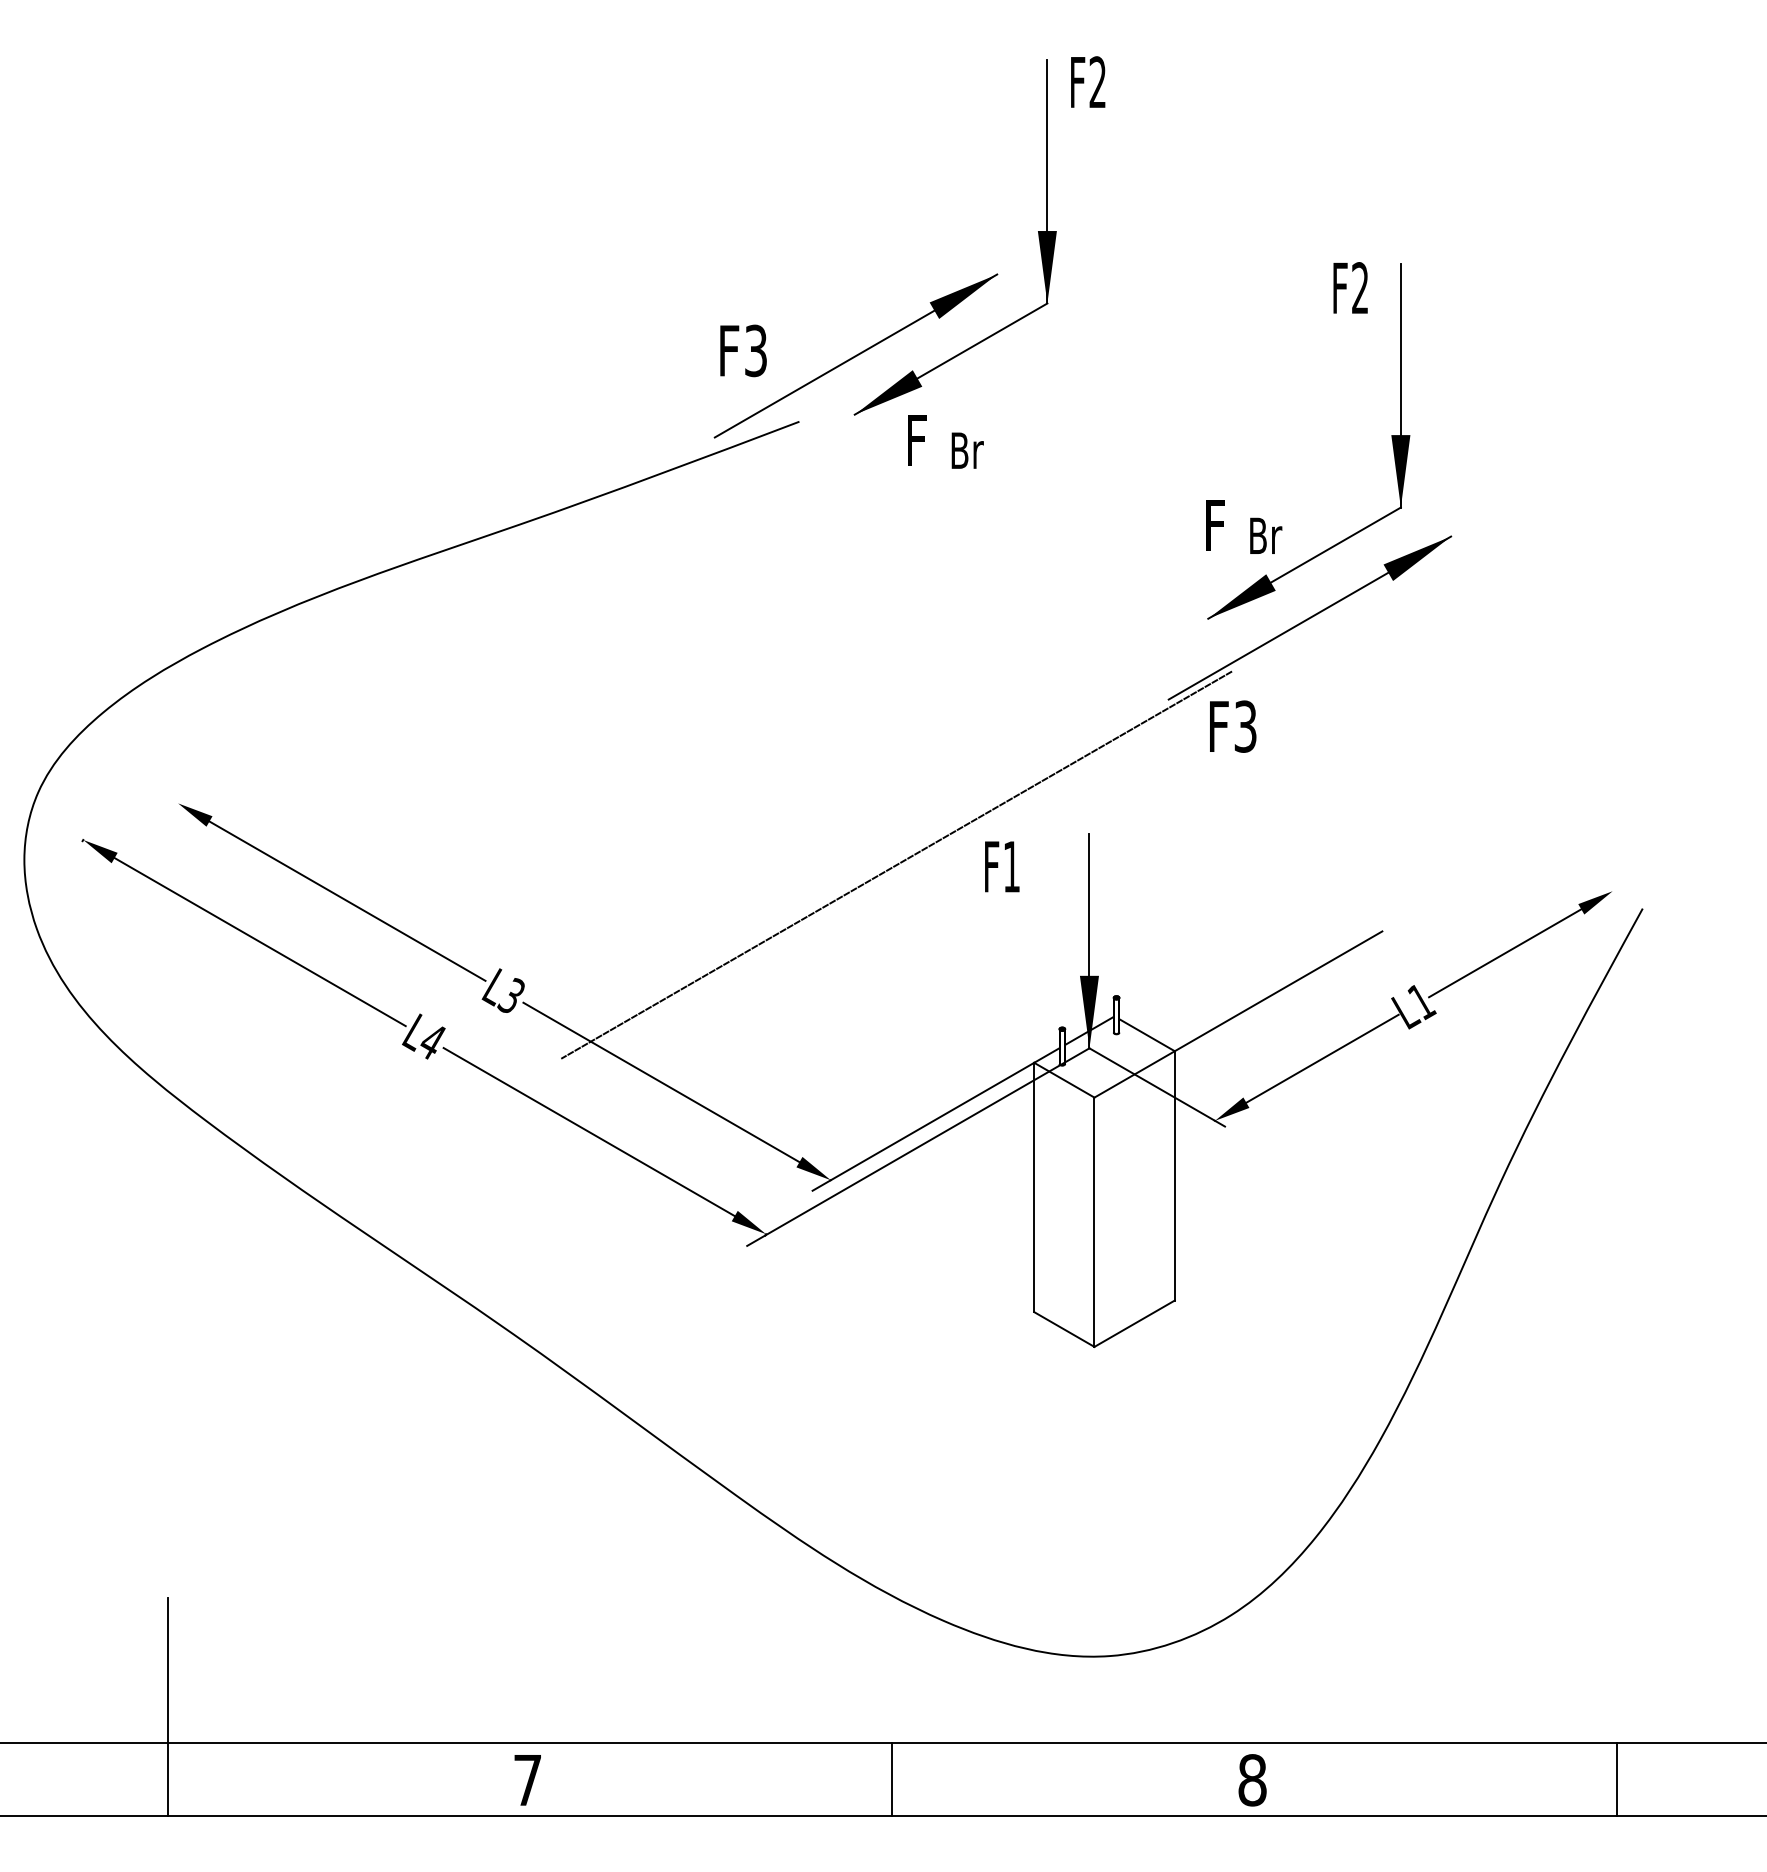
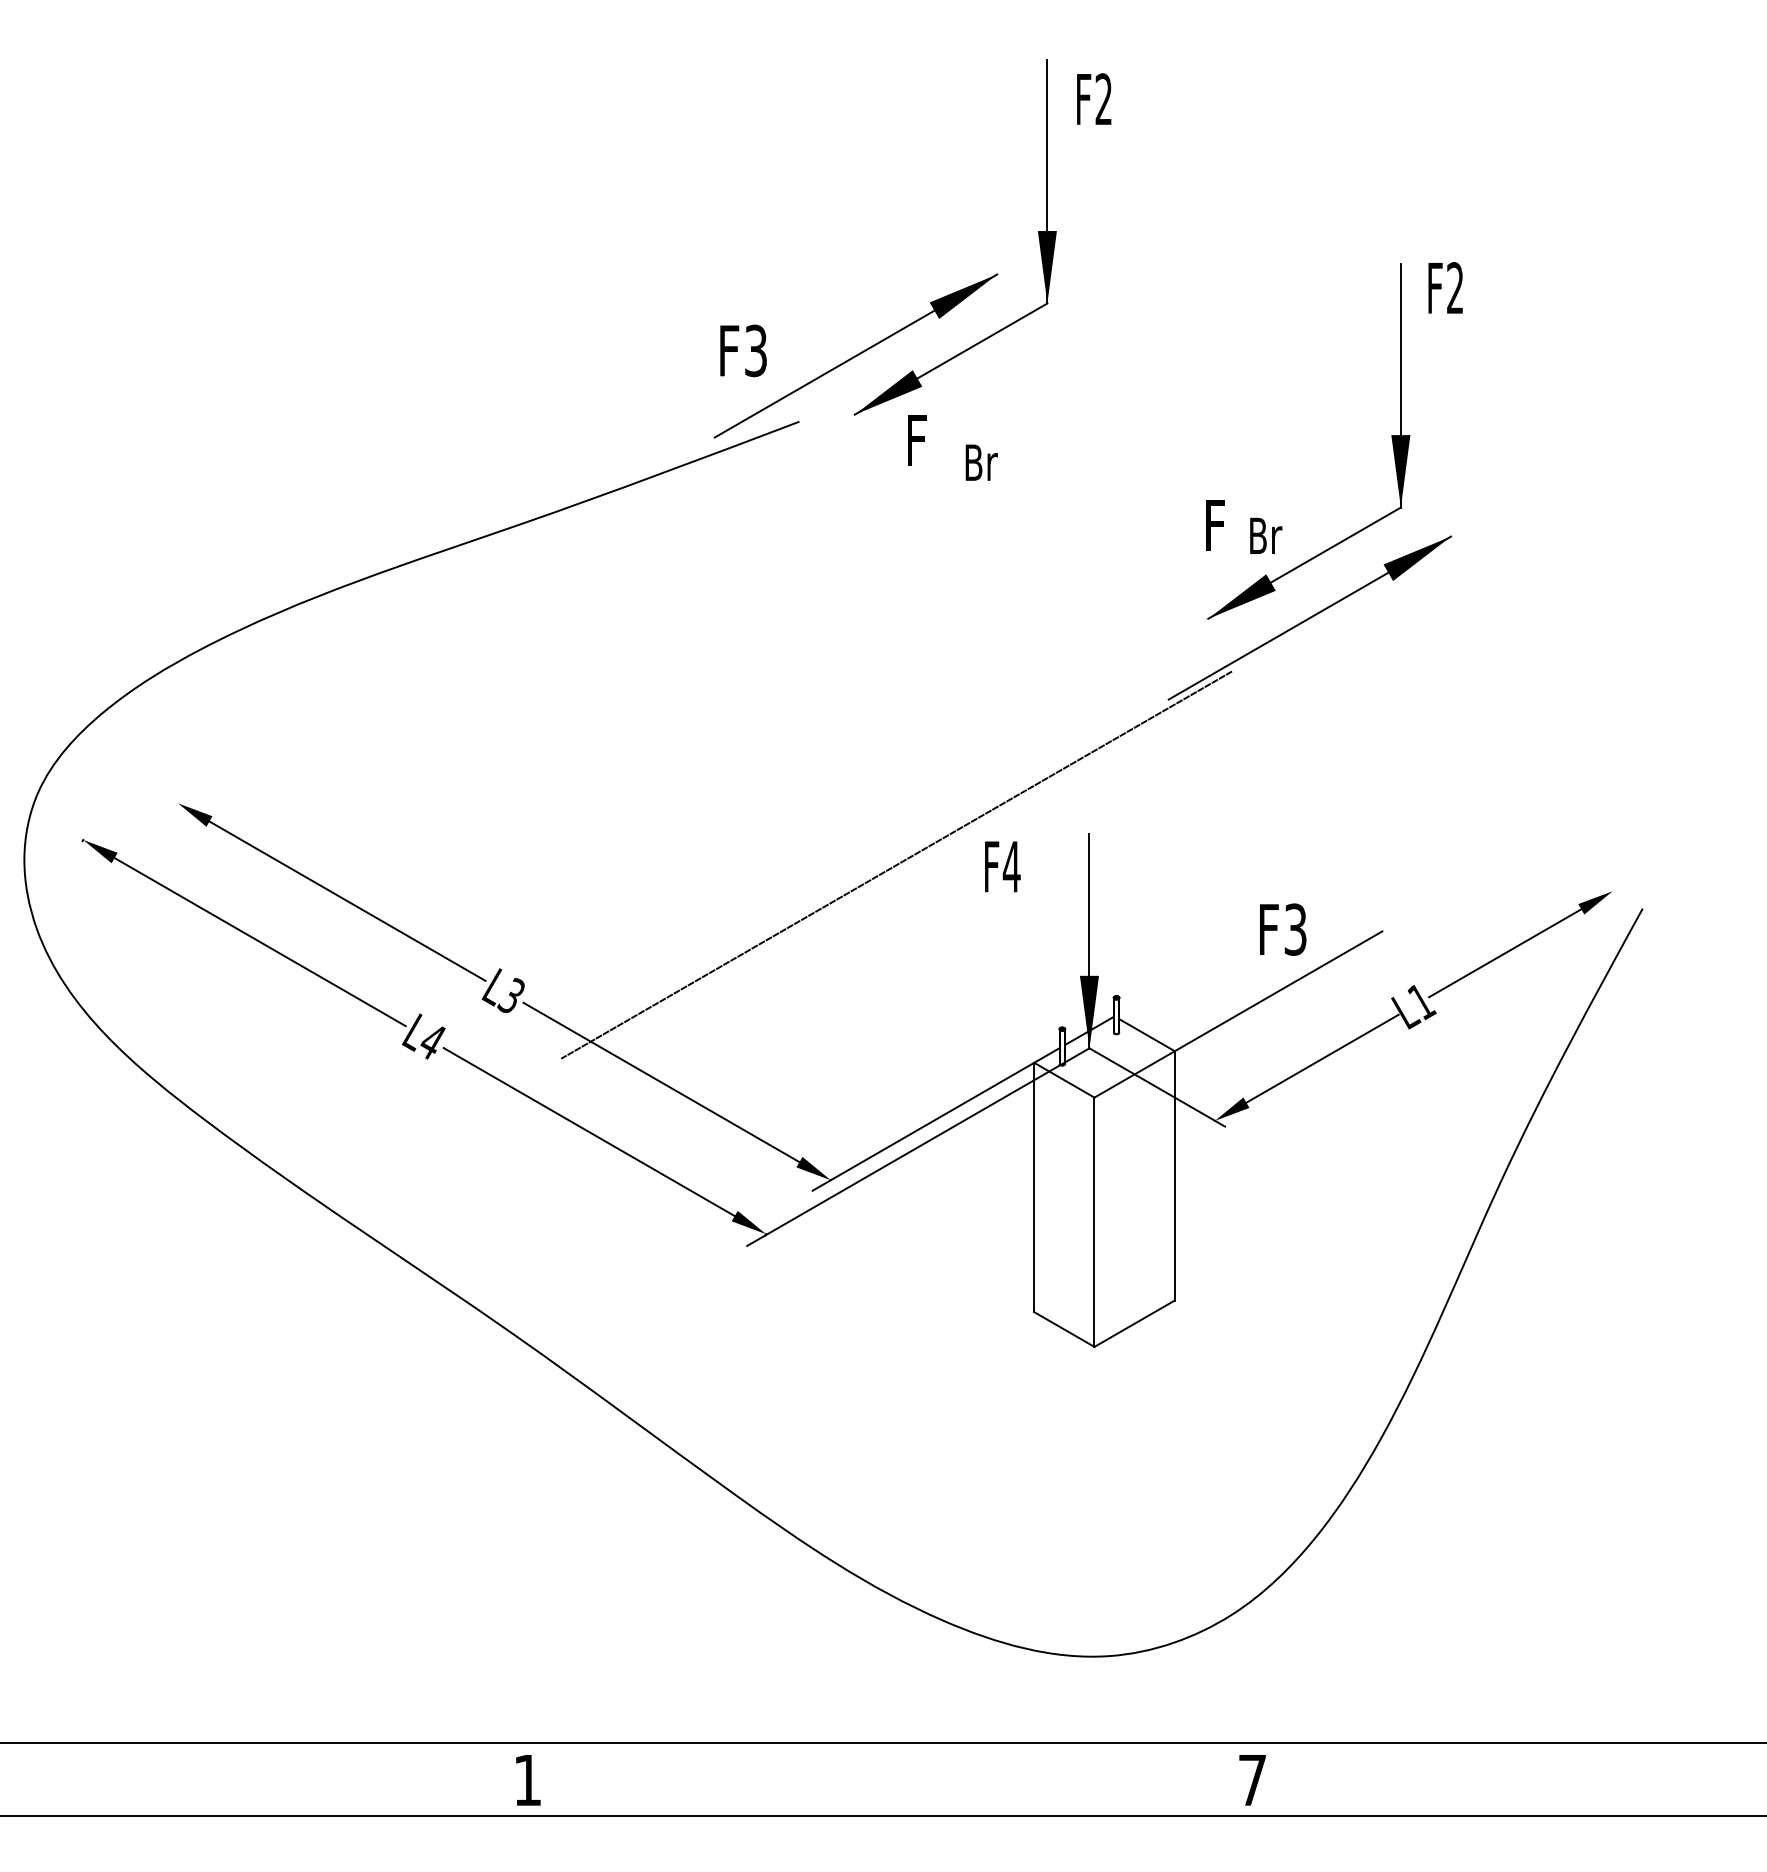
text position: (1088, 81) -> (1094, 98) (1094, 98)
text position: (1350, 287) -> (1445, 287) (1445, 287)
text position: (967, 450) -> (981, 462) (981, 462)
text position: (1233, 726) -> (1283, 929) (1283, 929)
text: F1 -> F4 (1011, 866)
line: present -> none (167, 1706)
line: present -> none (892, 1779)
line: present -> none (1617, 1779)
text: 7 -> 1 (527, 1780)
text: 8 -> 7 (1252, 1780)
